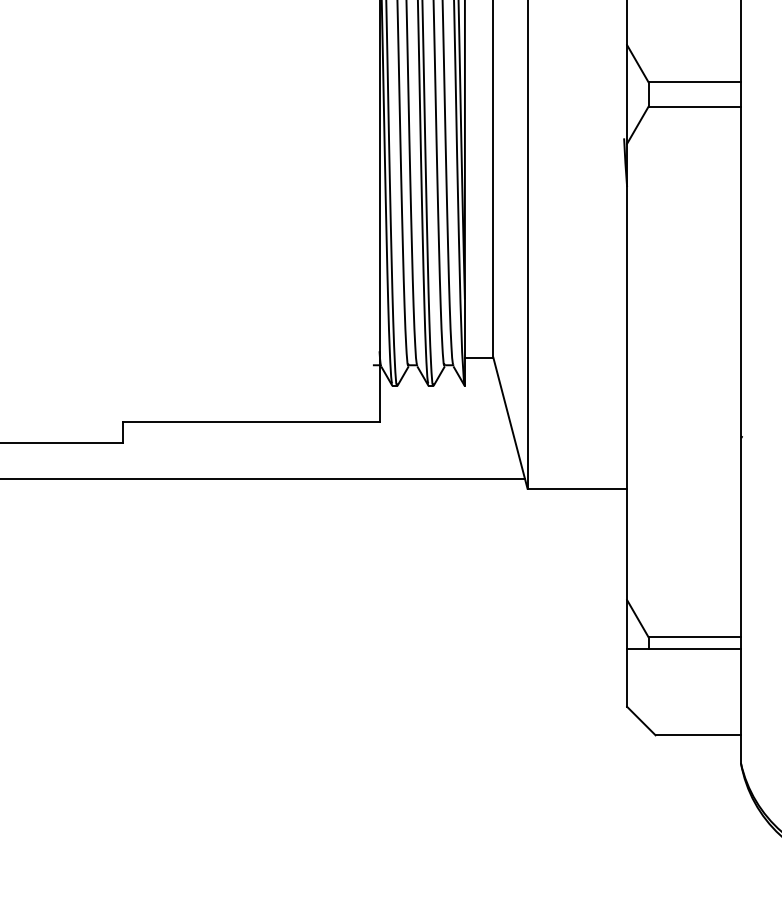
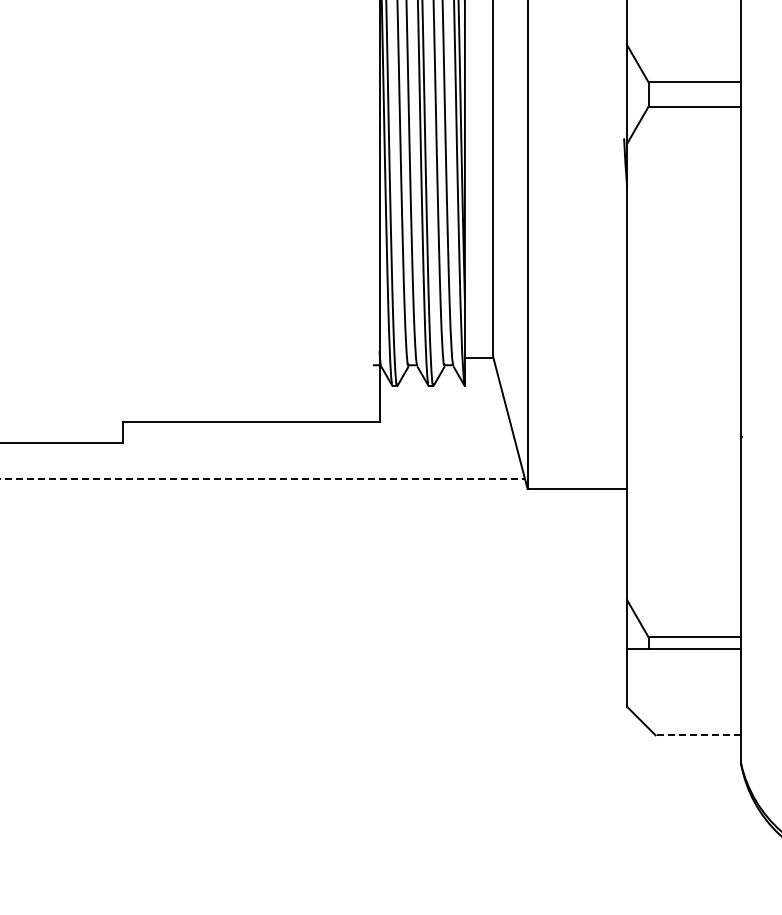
line: solid -> dashed (263, 478)
line: solid -> dashed (698, 735)
